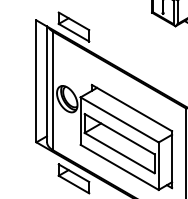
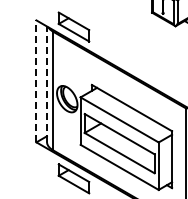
line: solid -> dashed (36, 81)
line: solid -> dashed (46, 84)
